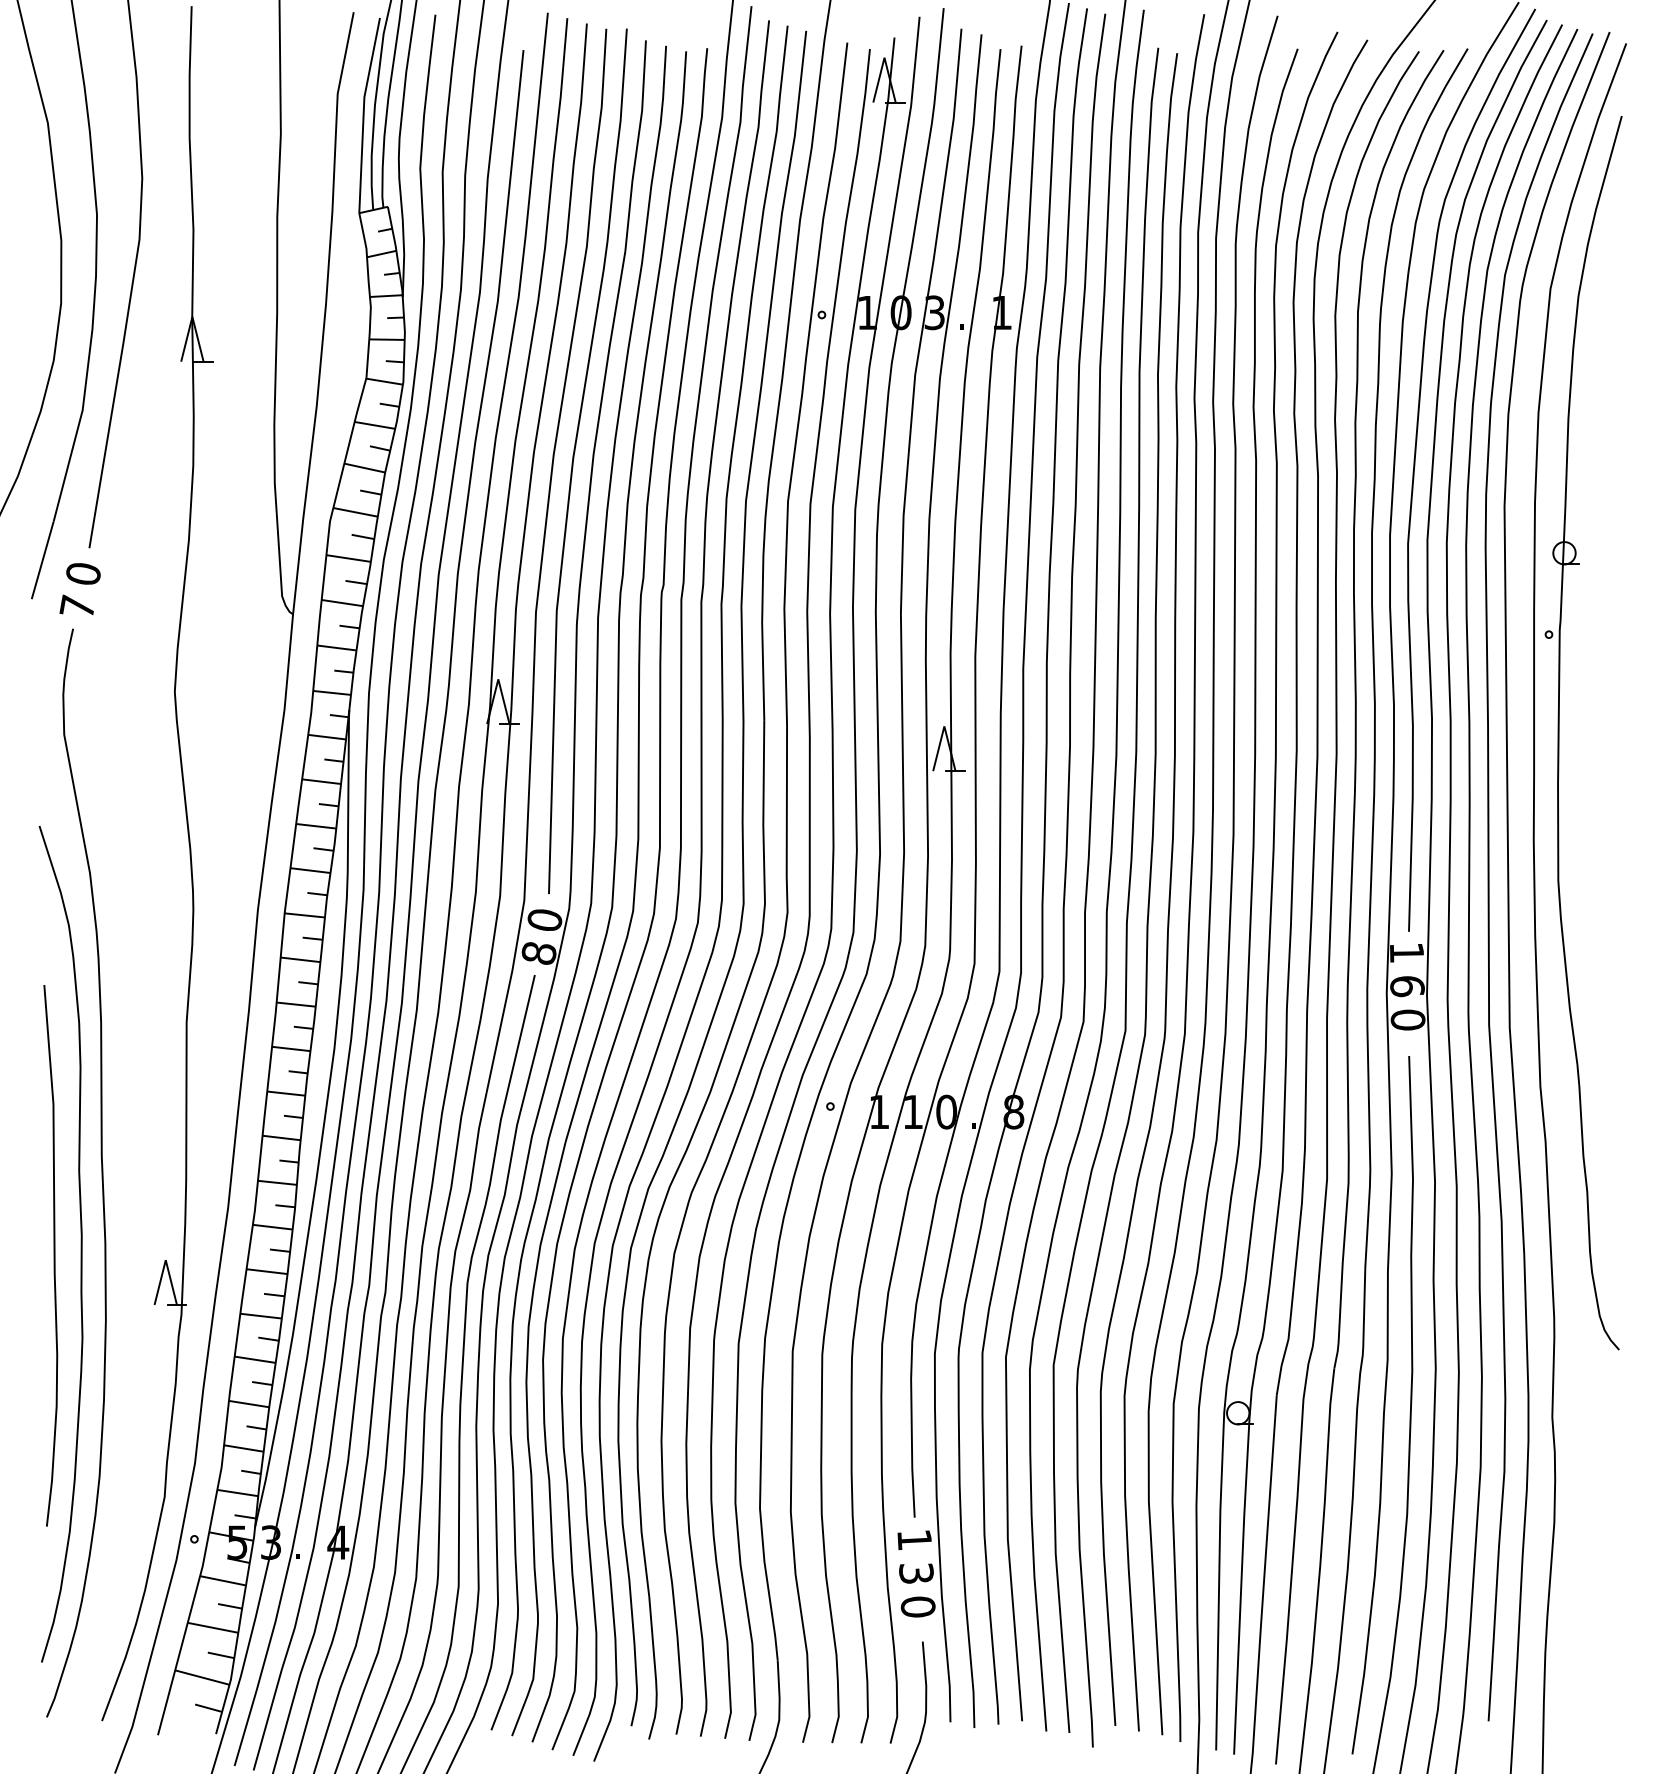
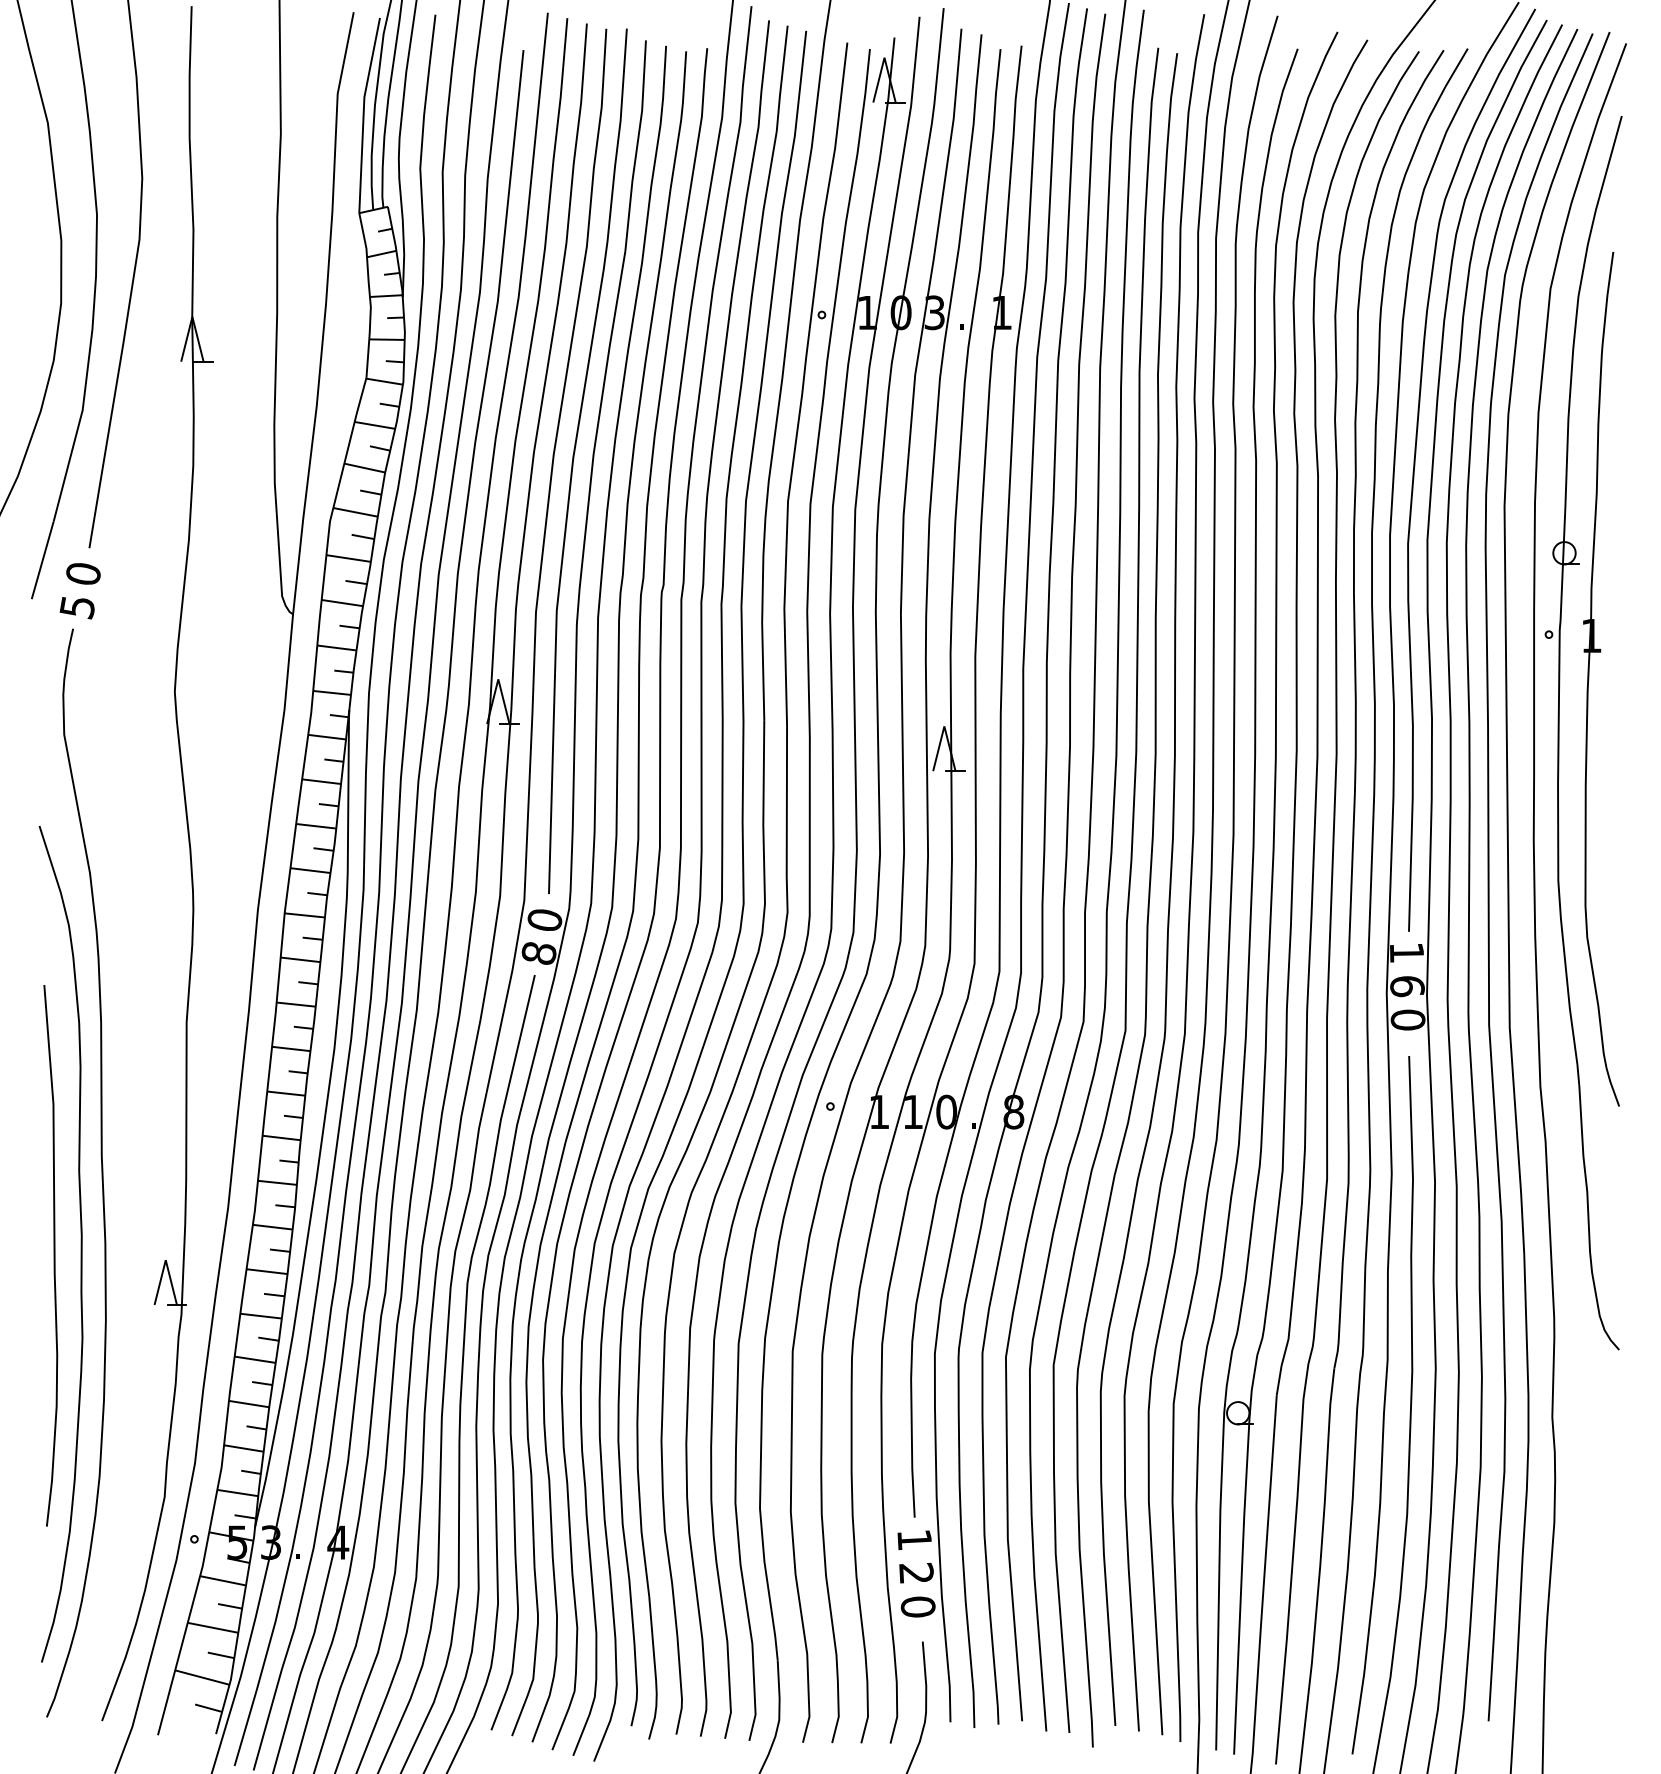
text: 7 -> 5 (76, 606)
part: none -> present (1589, 679)
text: 3 -> 2 (916, 1572)
